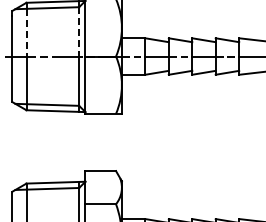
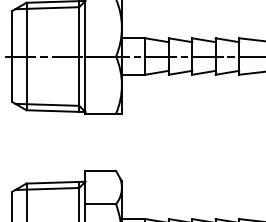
line: dashed -> solid (79, 31)
line: dashed -> solid (26, 32)
